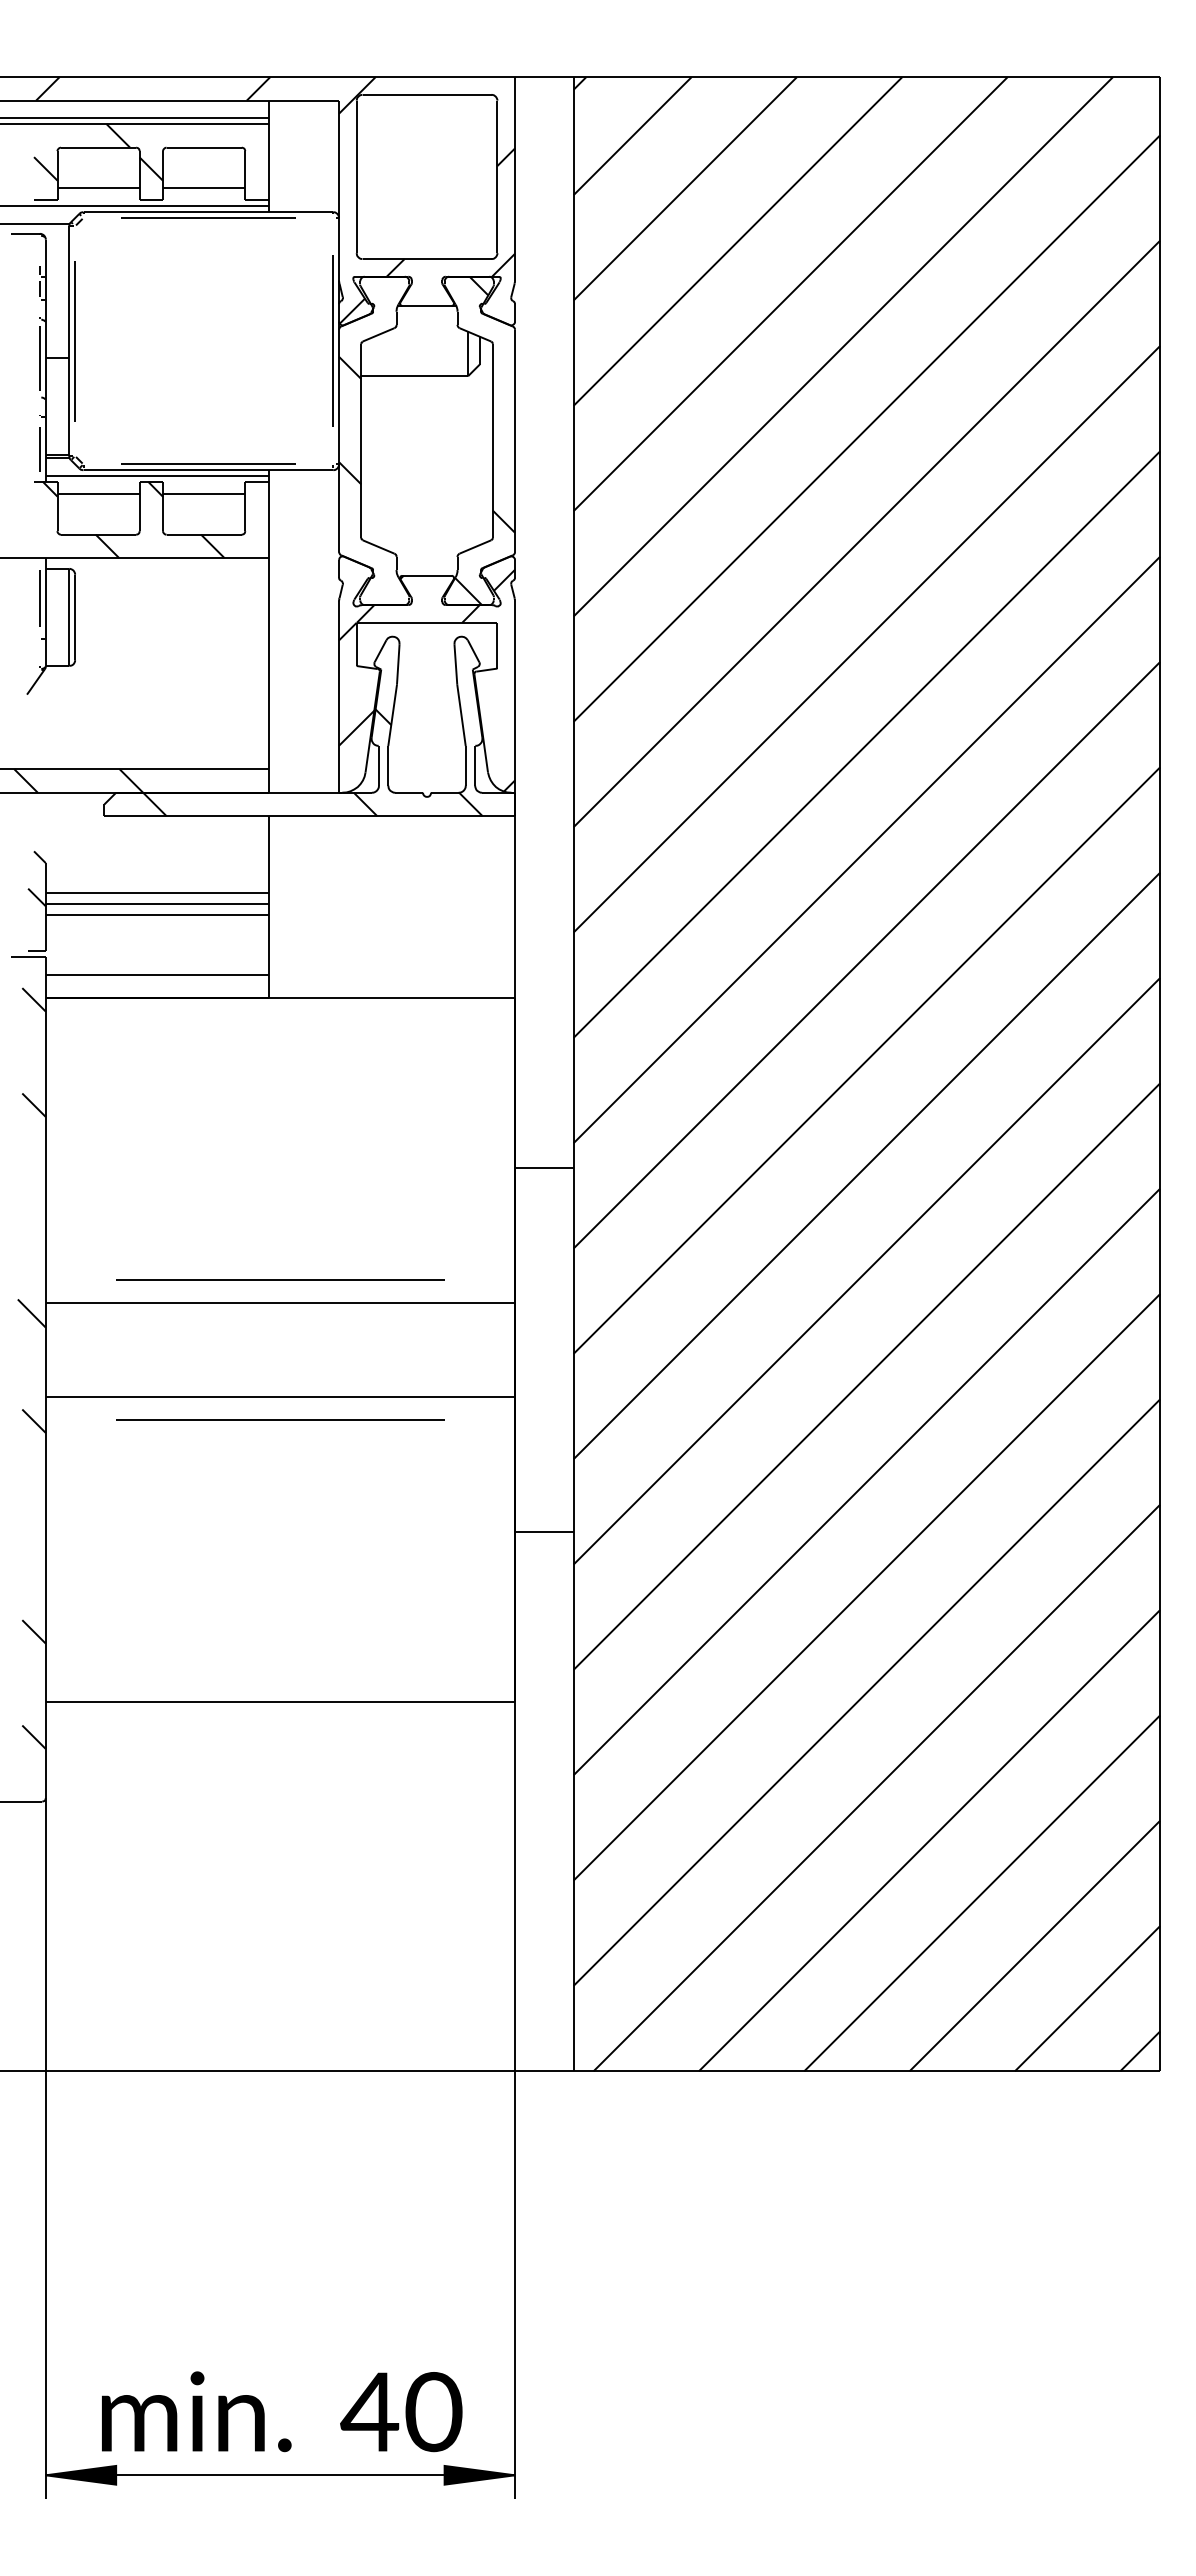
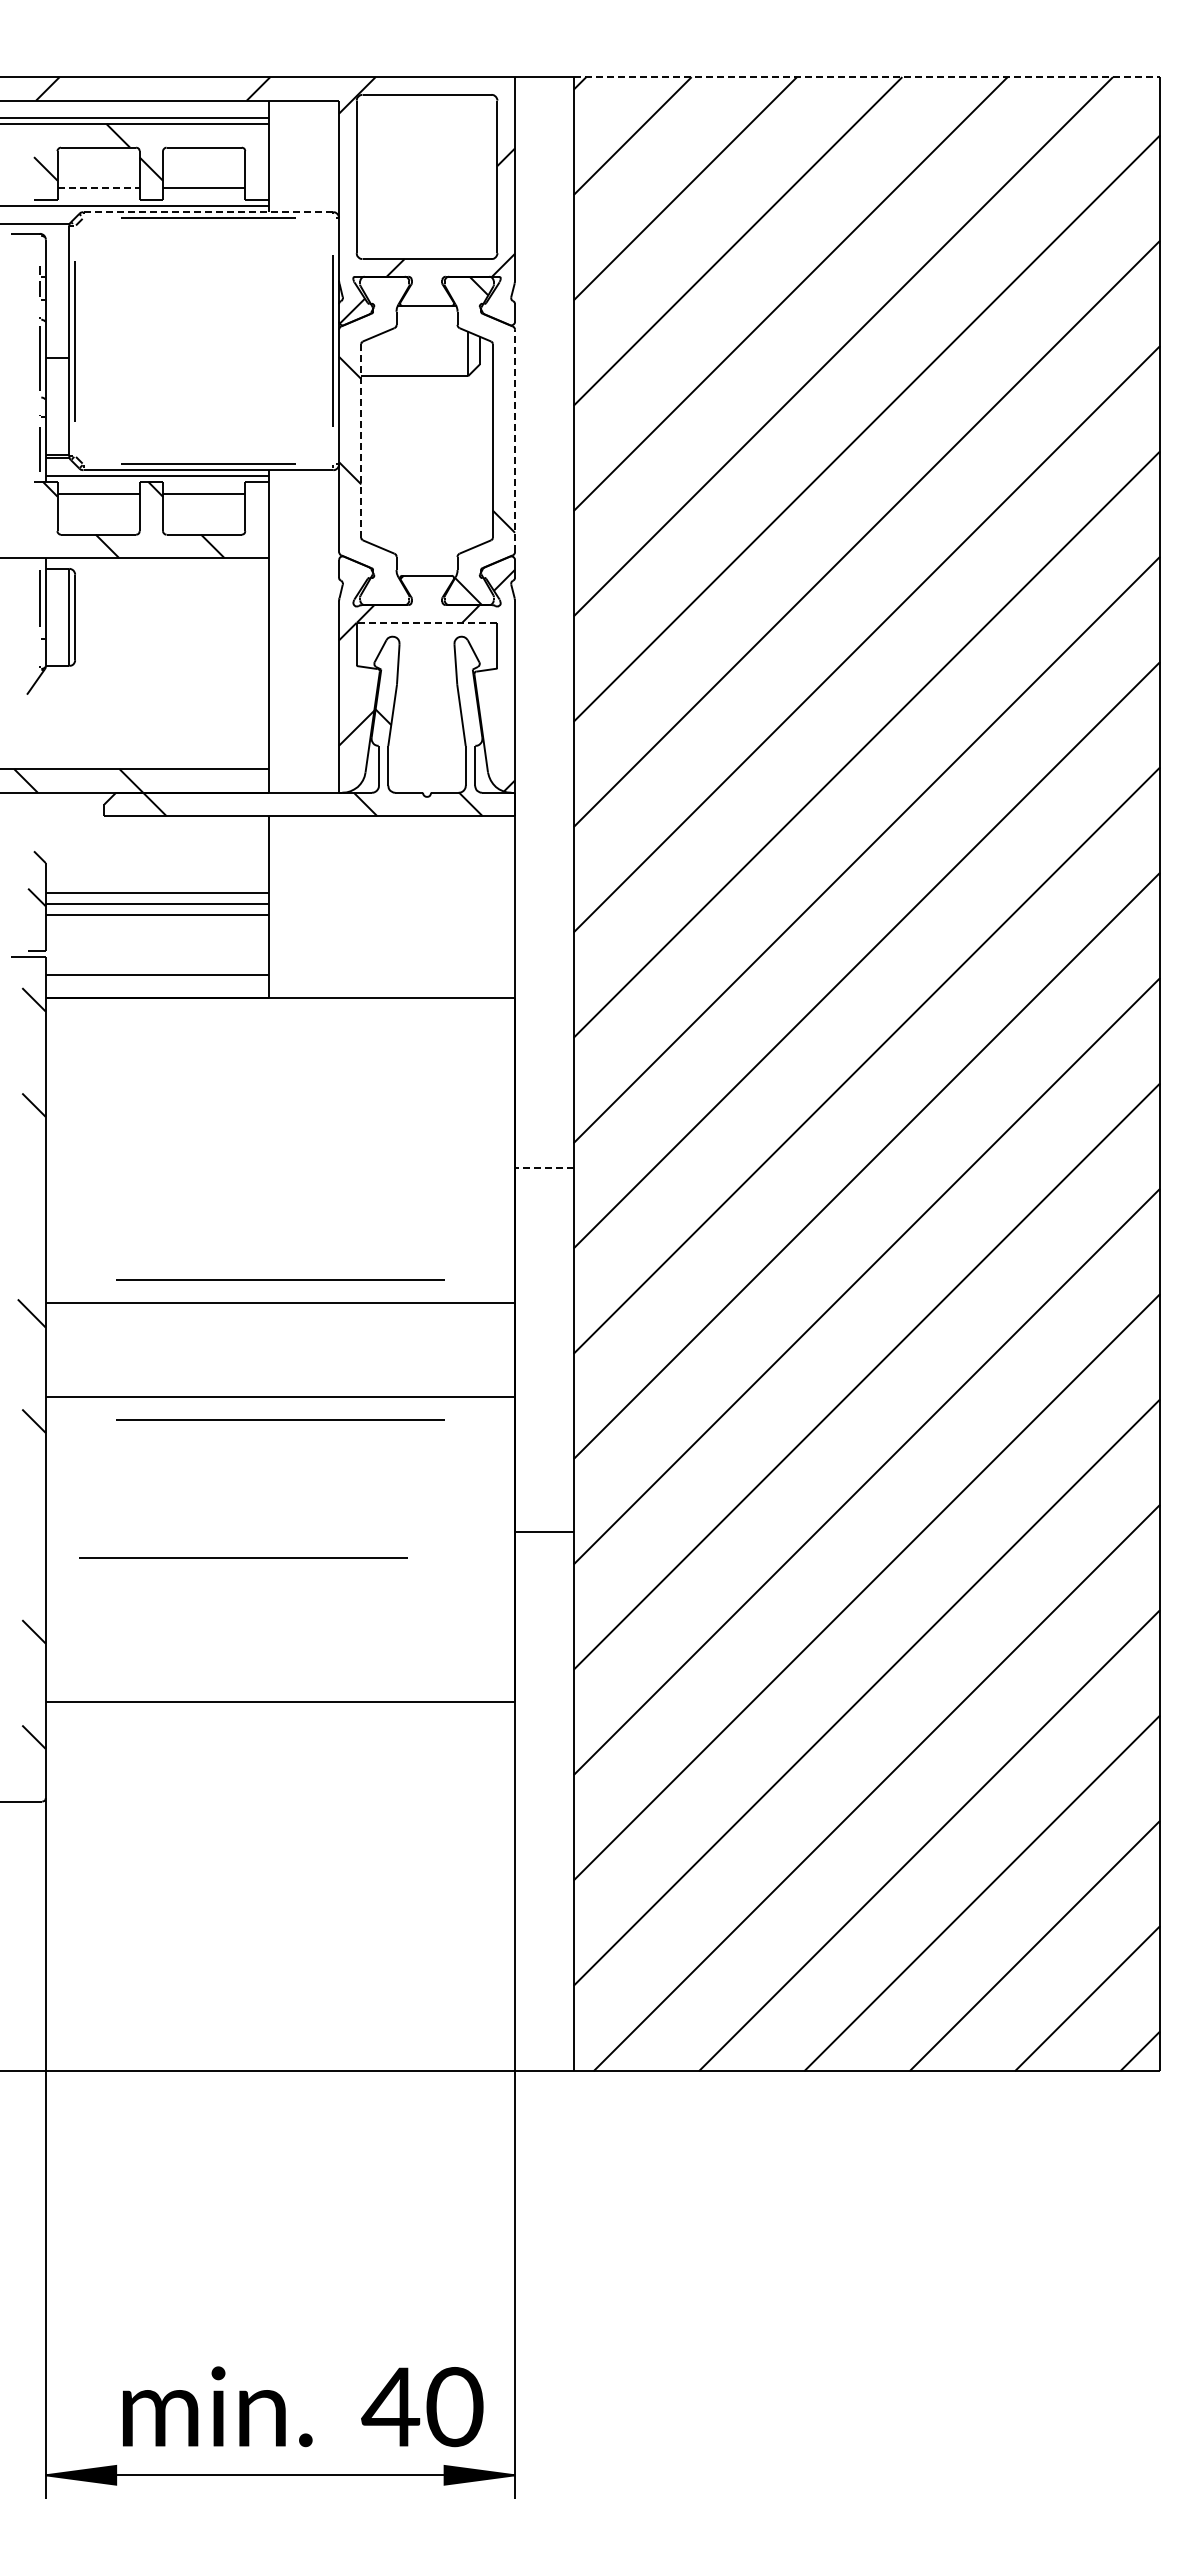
line: solid -> dashed (867, 77)
line: solid -> dashed (99, 188)
line: solid -> dashed (208, 212)
line: solid -> dashed (361, 440)
line: solid -> dashed (514, 440)
line: solid -> dashed (426, 622)
line: solid -> dashed (543, 1168)
line: none -> present (243, 1557)
text position: (282, 2411) -> (303, 2406) (303, 2406)
